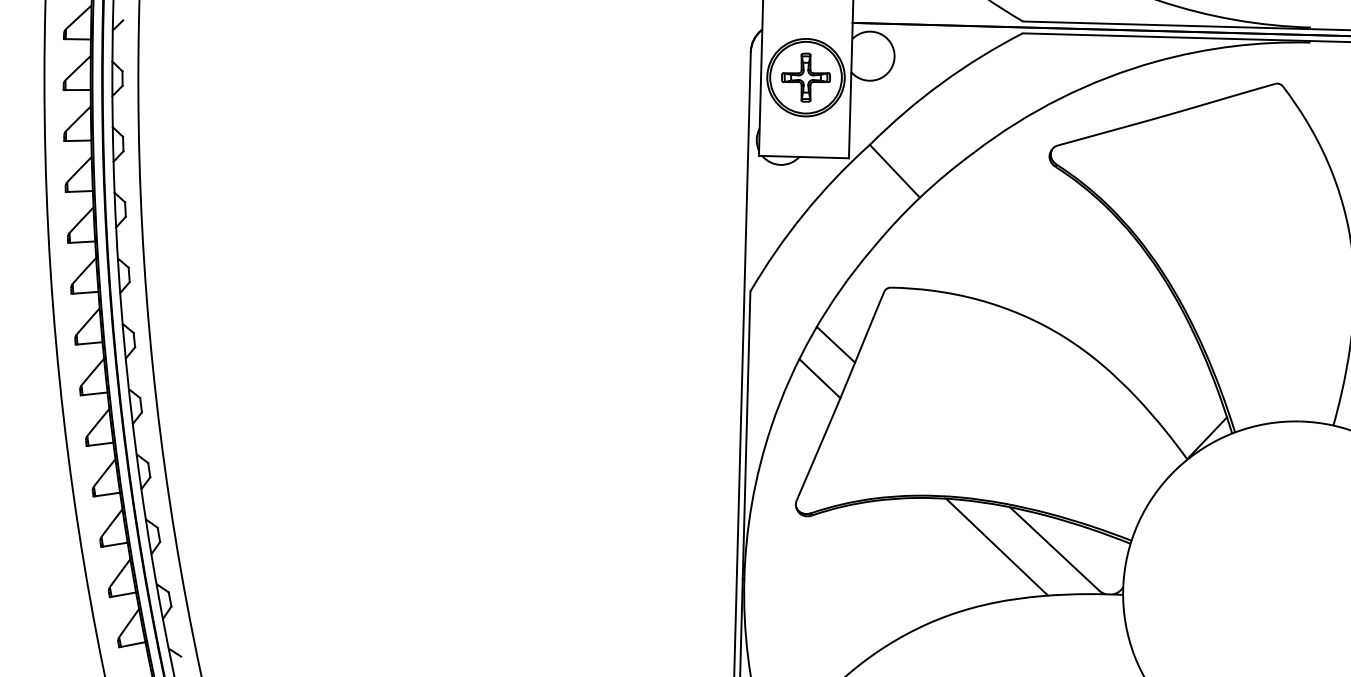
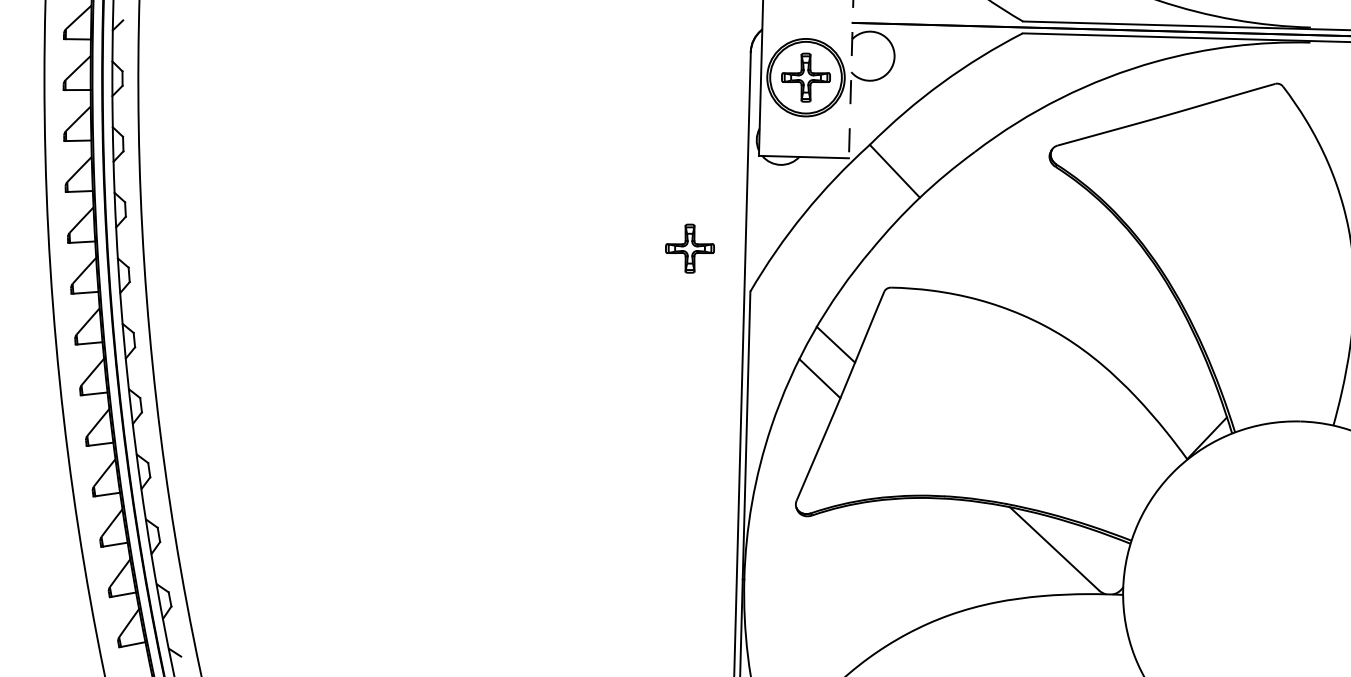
line: solid -> dashed (851, 79)
part: none -> present (689, 248)
line: present -> none (997, 546)
